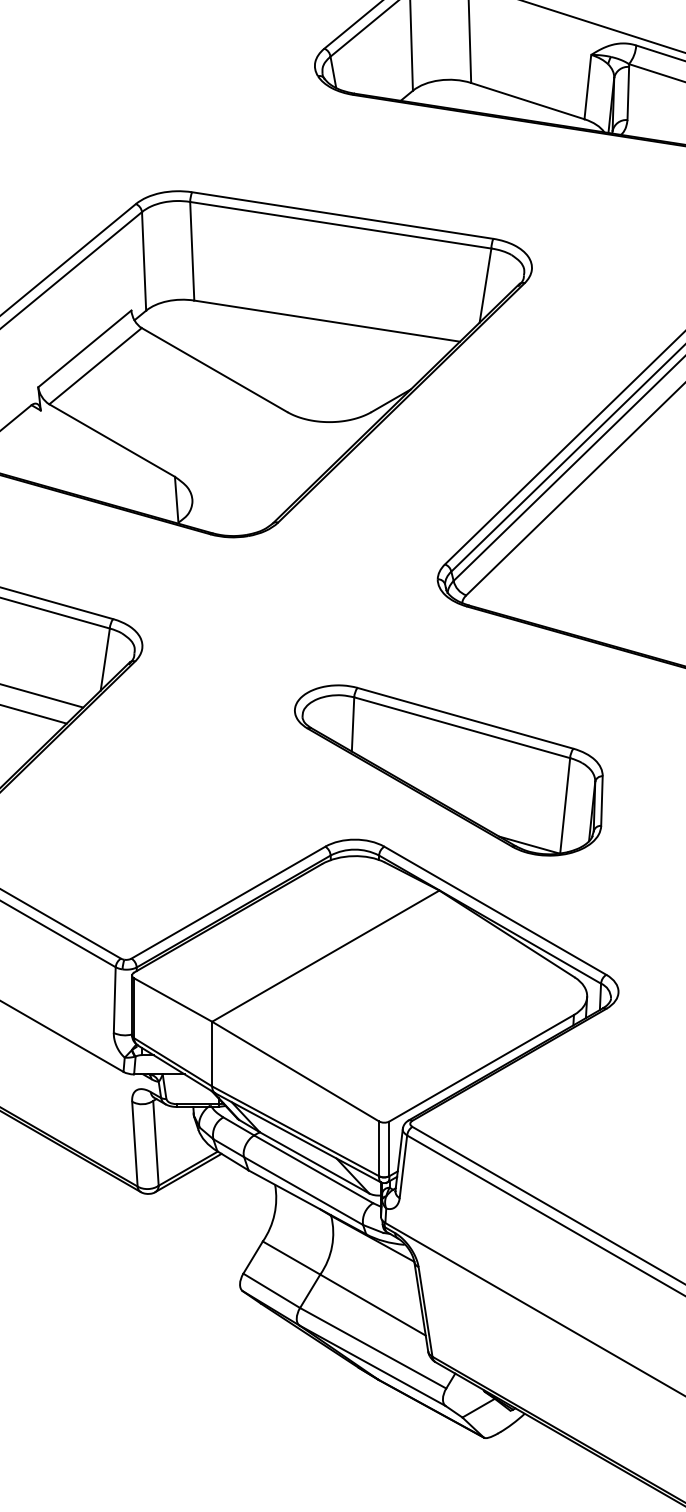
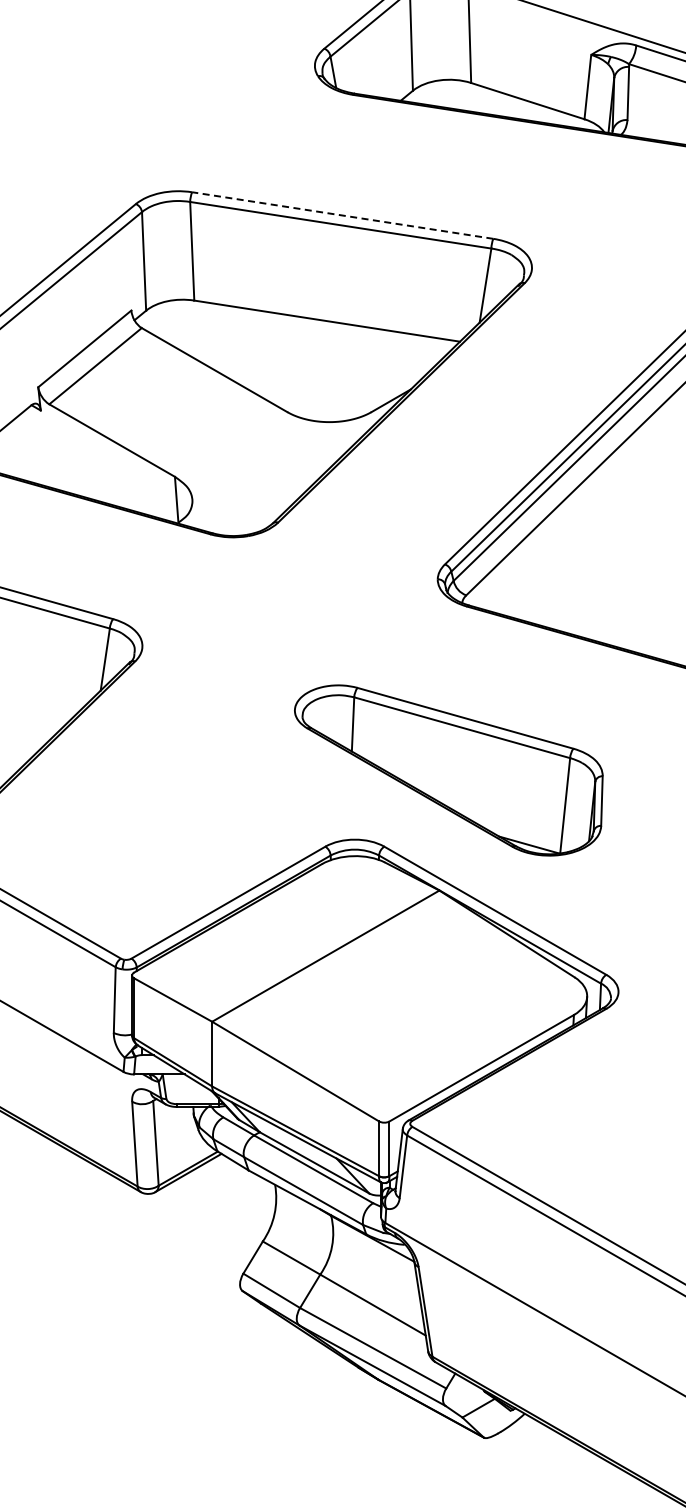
line: solid -> dashed (342, 215)
line: present -> none (42, 695)
line: present -> none (34, 714)
